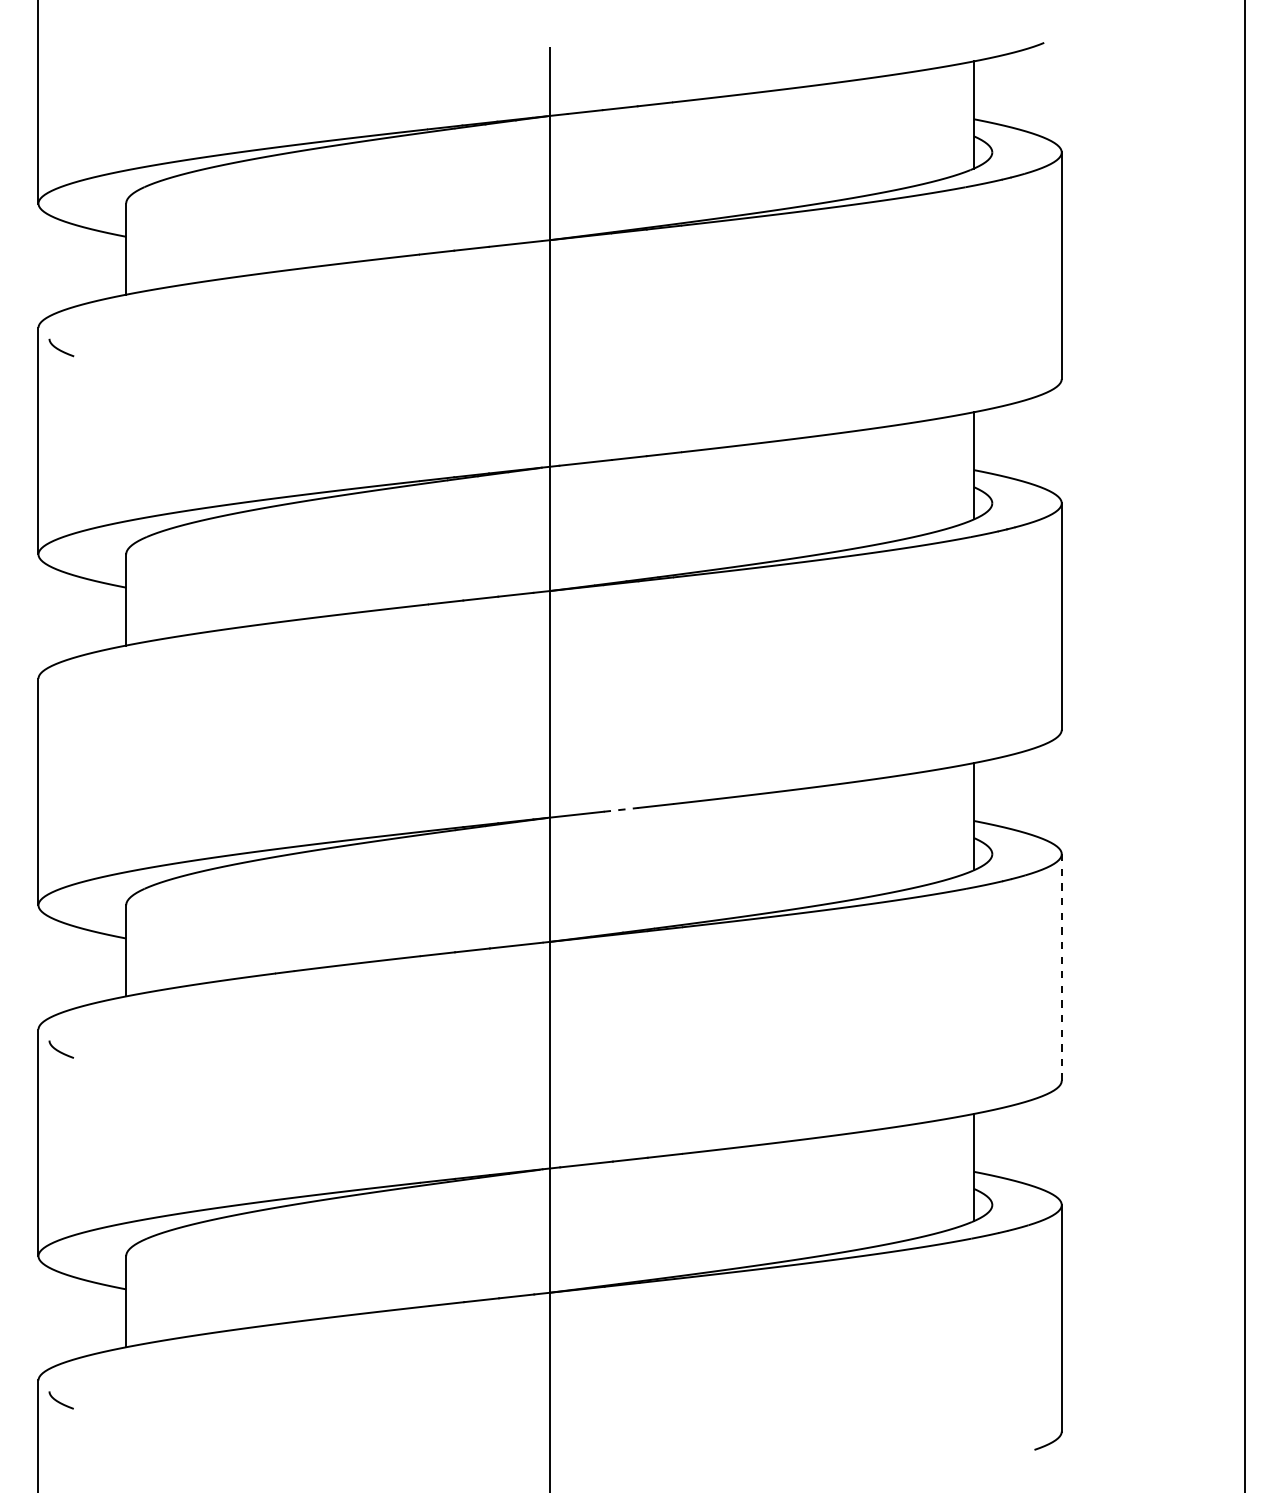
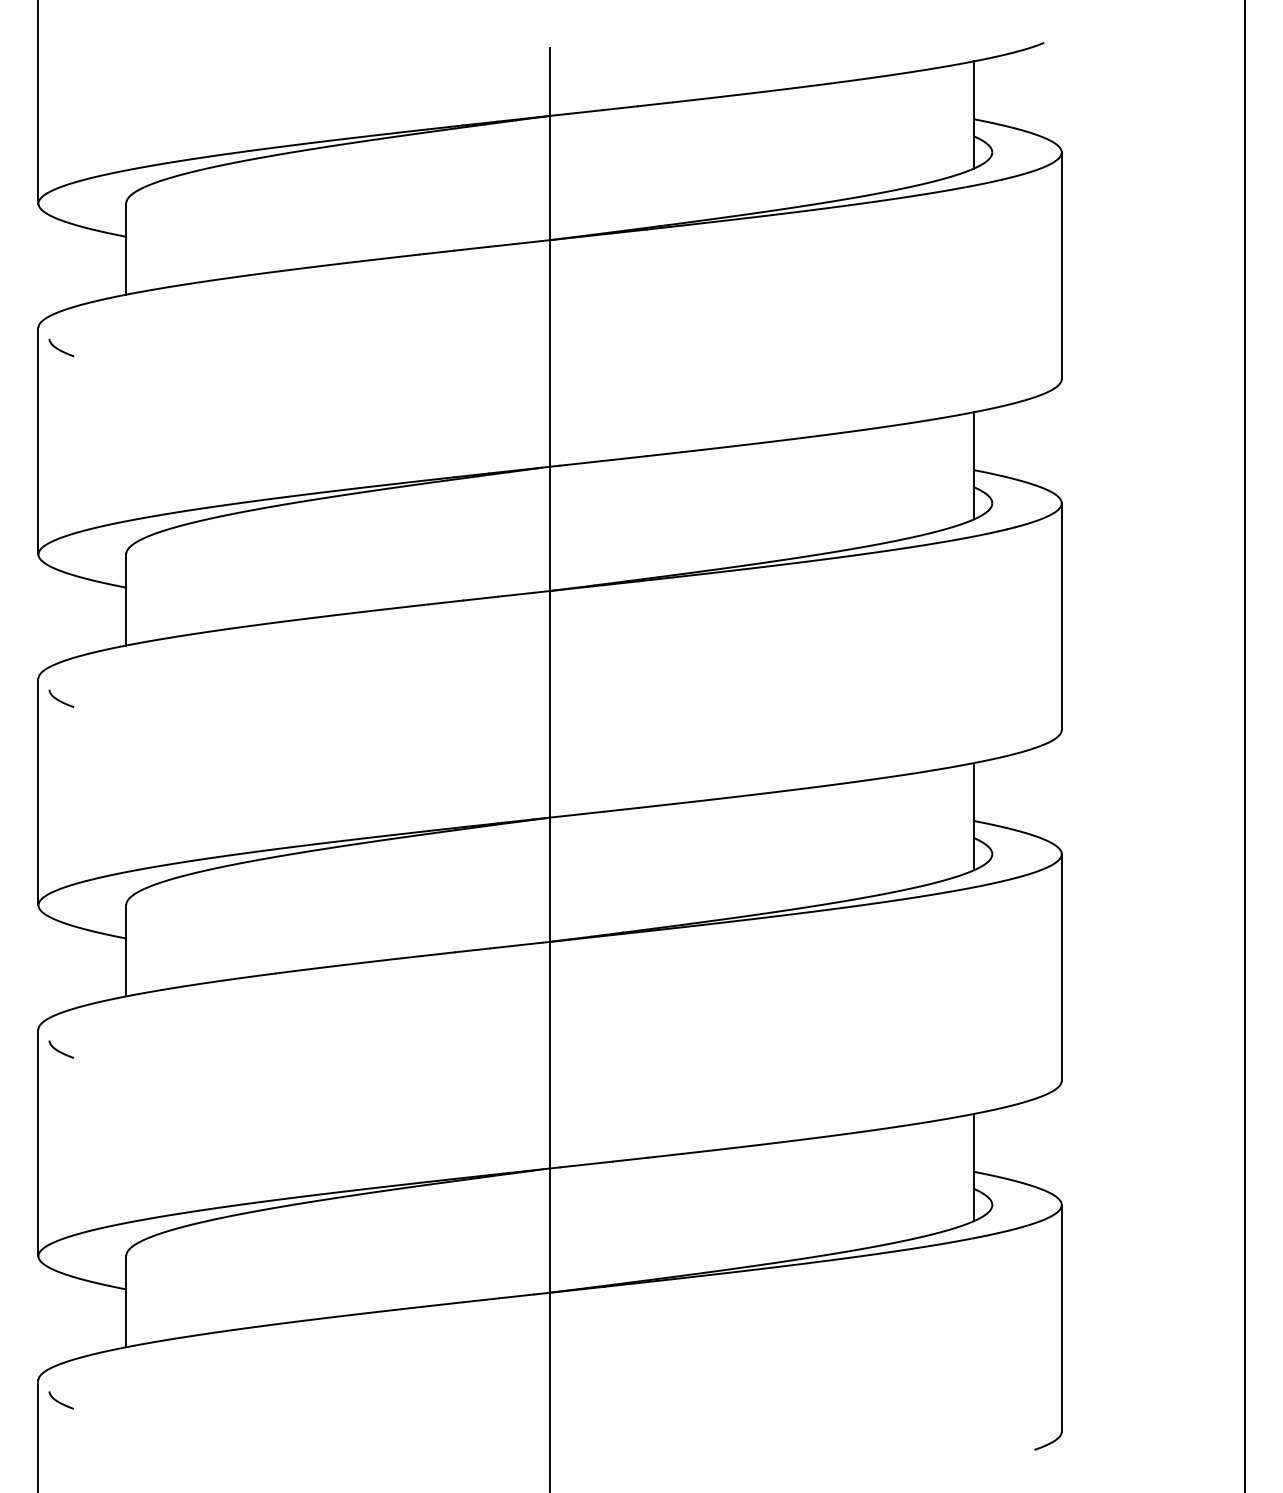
curve: none -> present (61, 700)
line: dashed -> solid (621, 809)
line: dashed -> solid (1061, 966)
